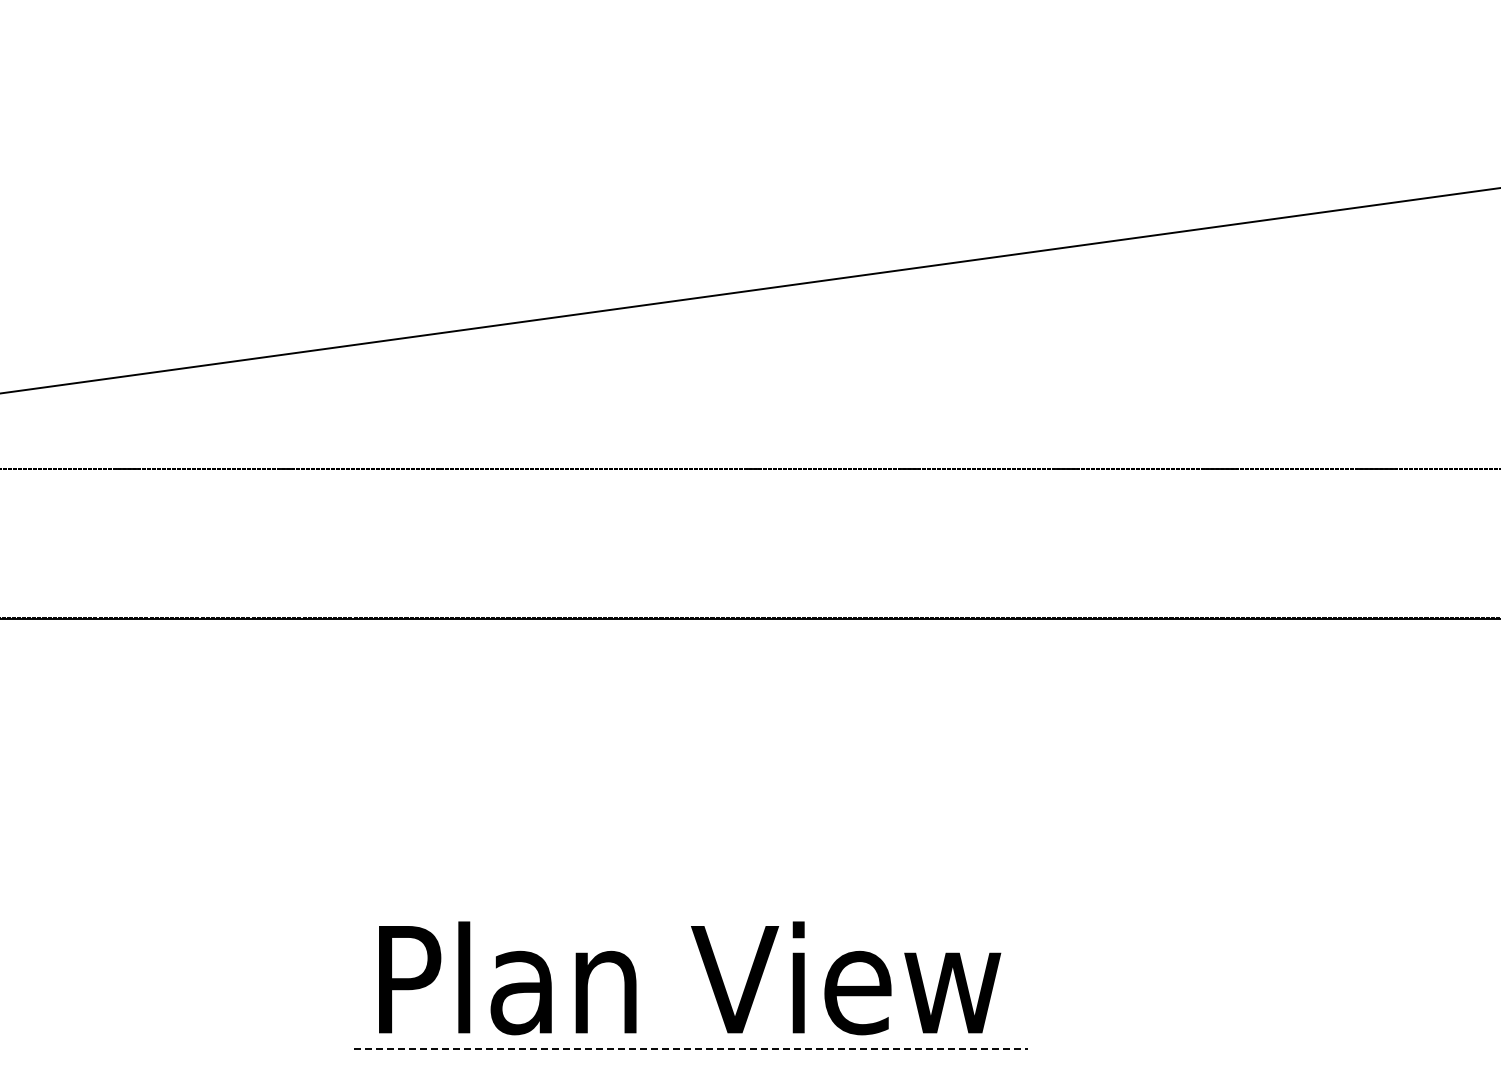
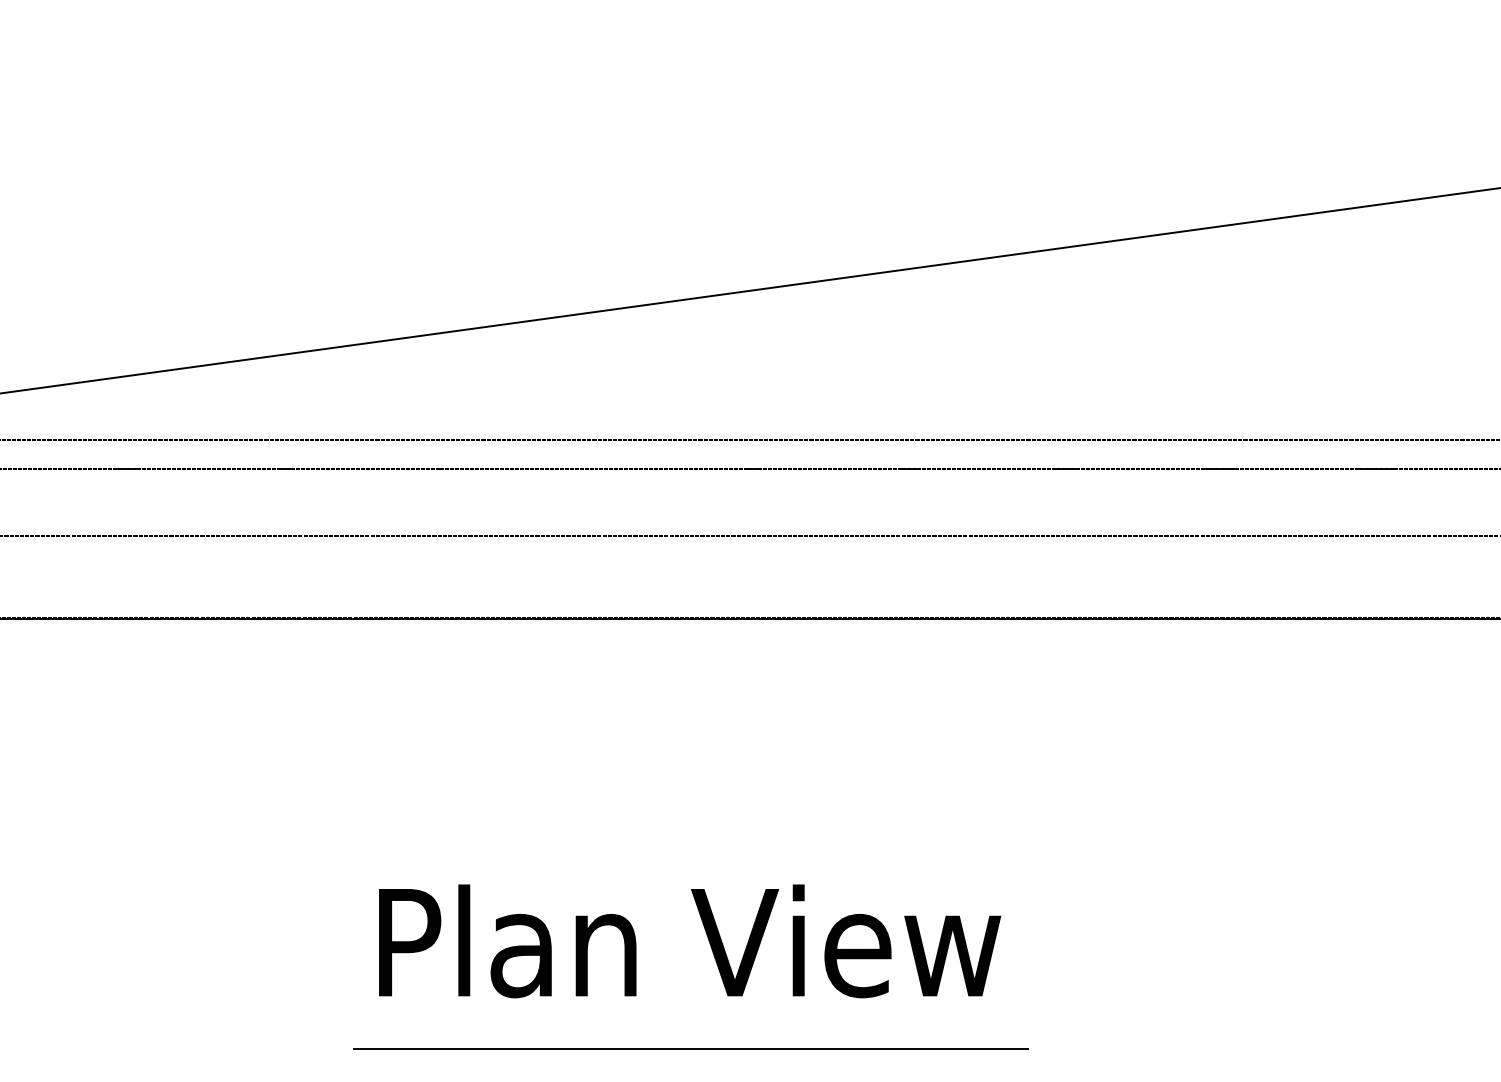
line: none -> present (749, 439)
line: none -> present (749, 536)
text position: (690, 978) -> (690, 941) (690, 941)
line: dashed -> solid (690, 1049)
